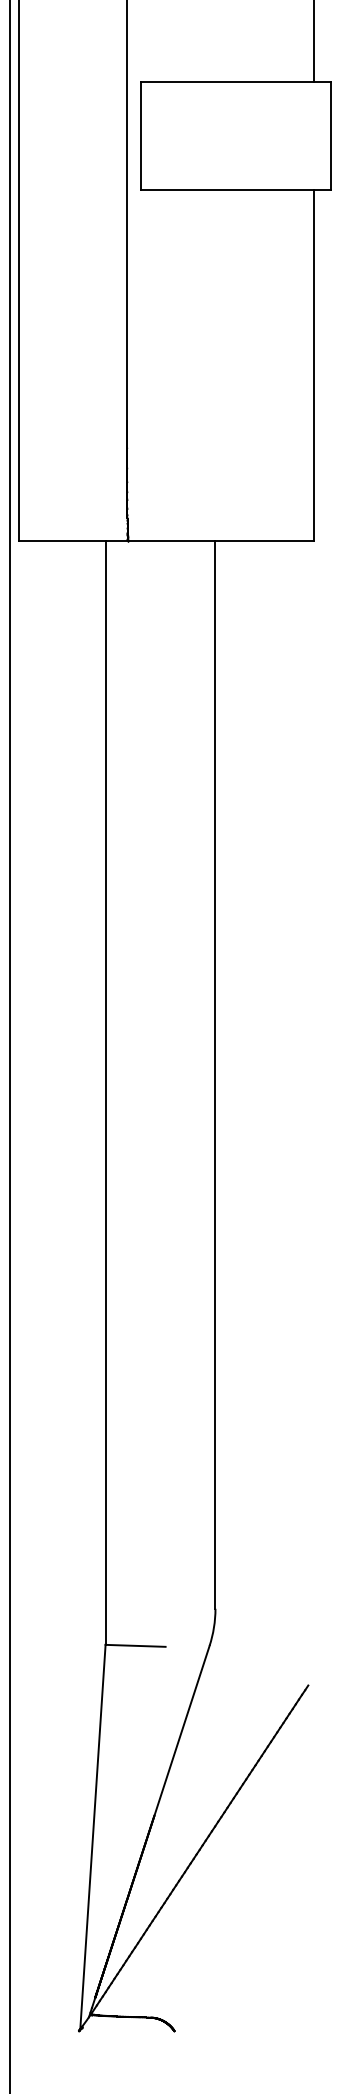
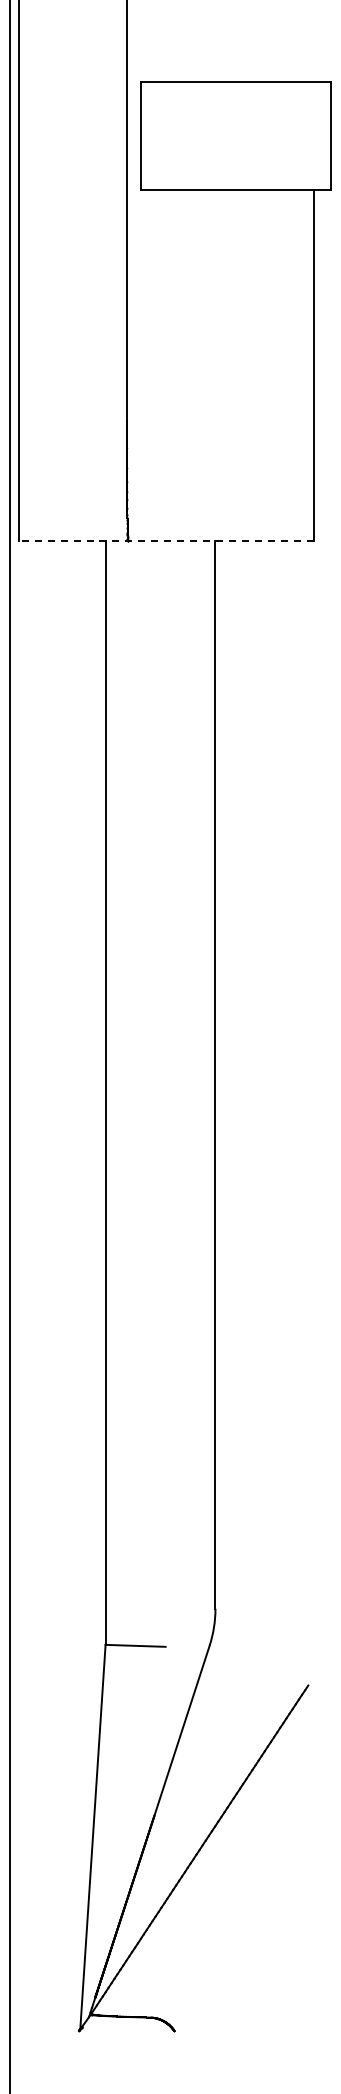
line: present -> none (313, 41)
line: solid -> dashed (166, 540)
